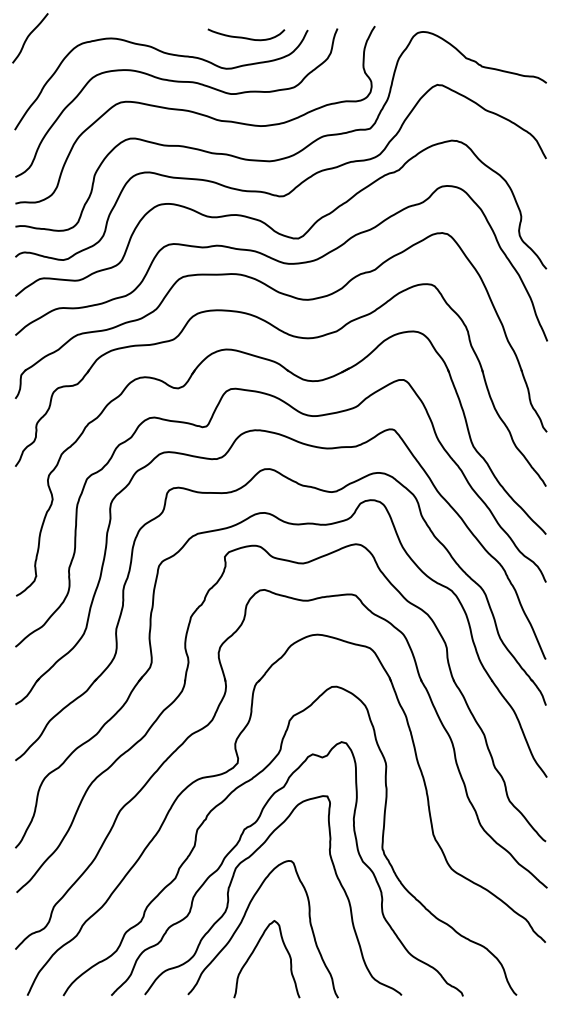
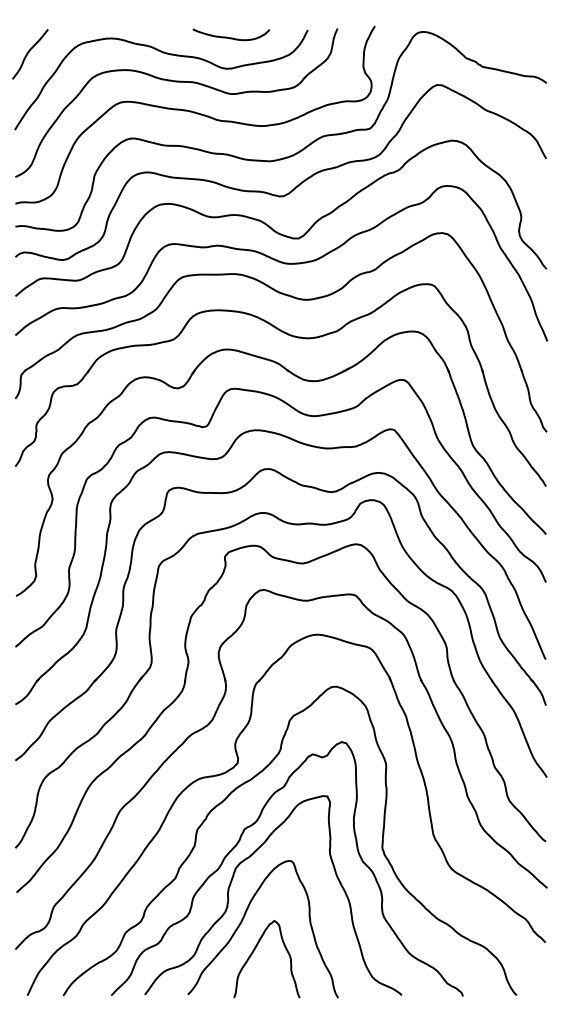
curve position: (29, 36) -> (29, 52) (29, 52)
curve position: (246, 37) -> (231, 37) (231, 37)
